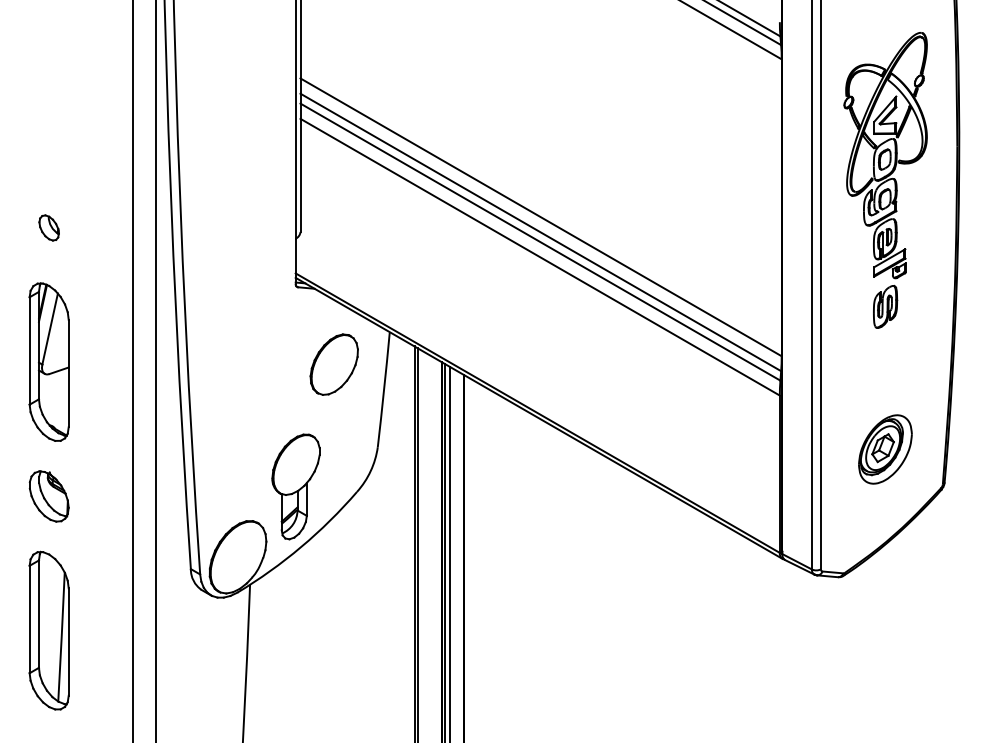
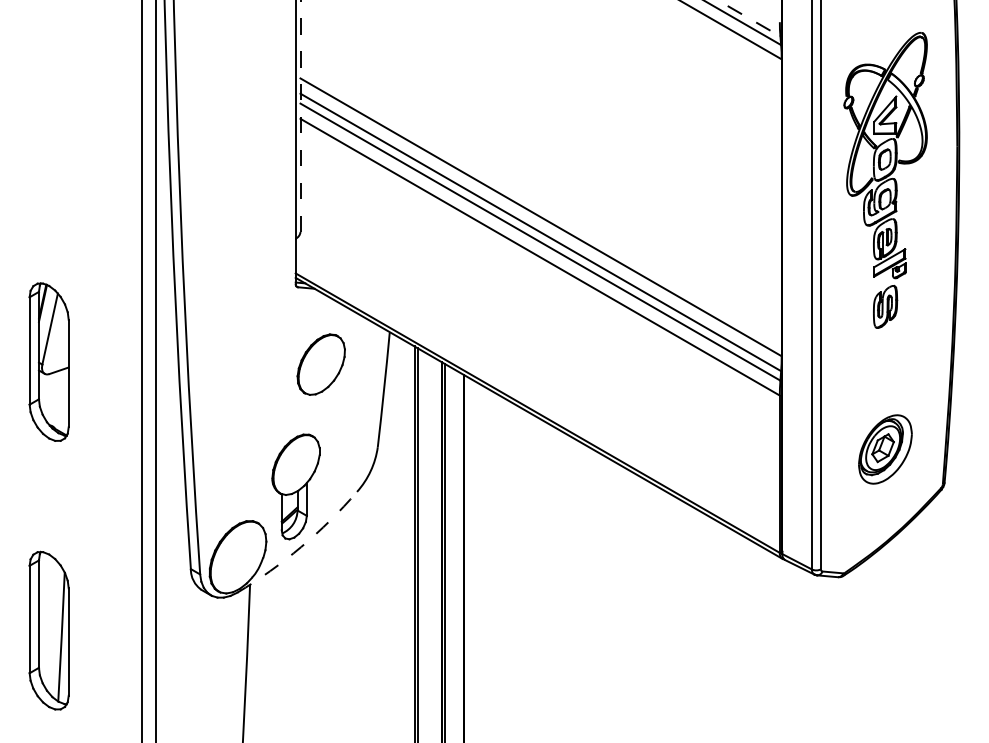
line: solid -> dashed (749, 18)
line: solid -> dashed (300, 116)
part: present -> none (48, 227)
part position: (333, 364) -> (320, 364) (320, 364)
line position: (132, 370) -> (141, 370) (141, 370)
part: present -> none (48, 496)
arc: solid -> dashed (301, 547)
line: present -> none (449, 552)
